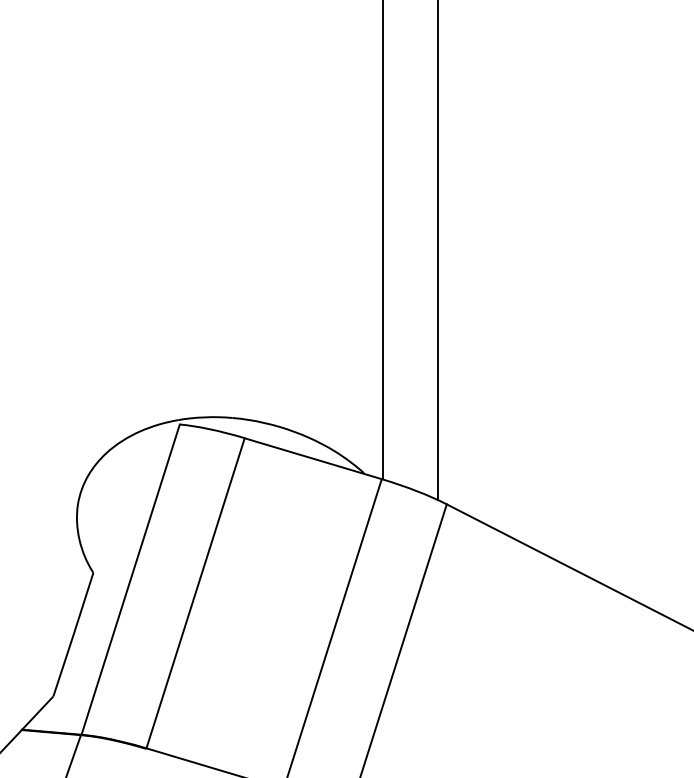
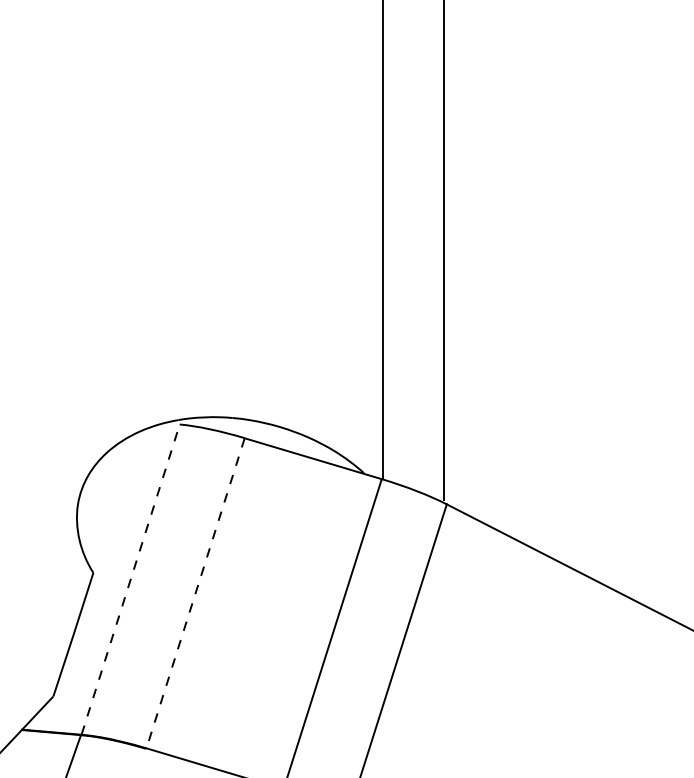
line position: (437, 251) -> (443, 251) (443, 251)
line: solid -> dashed (130, 579)
line: solid -> dashed (195, 593)
